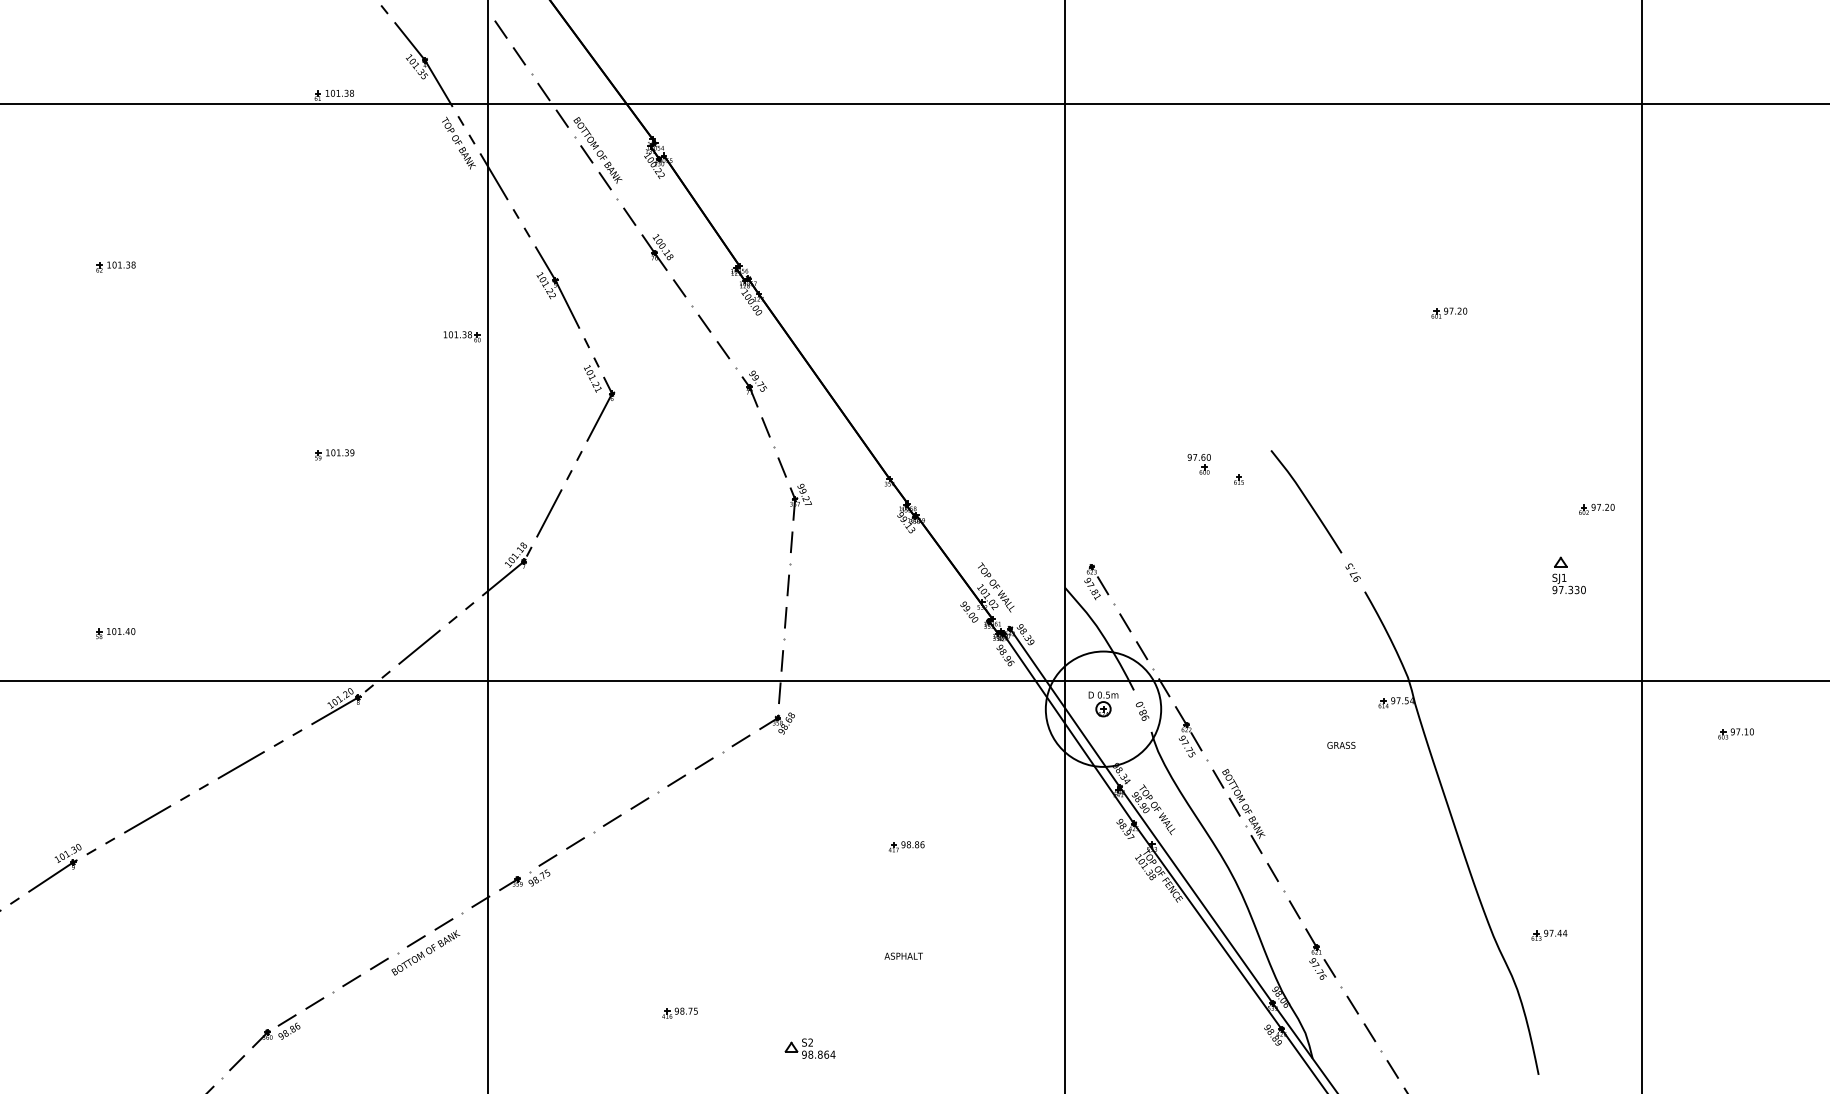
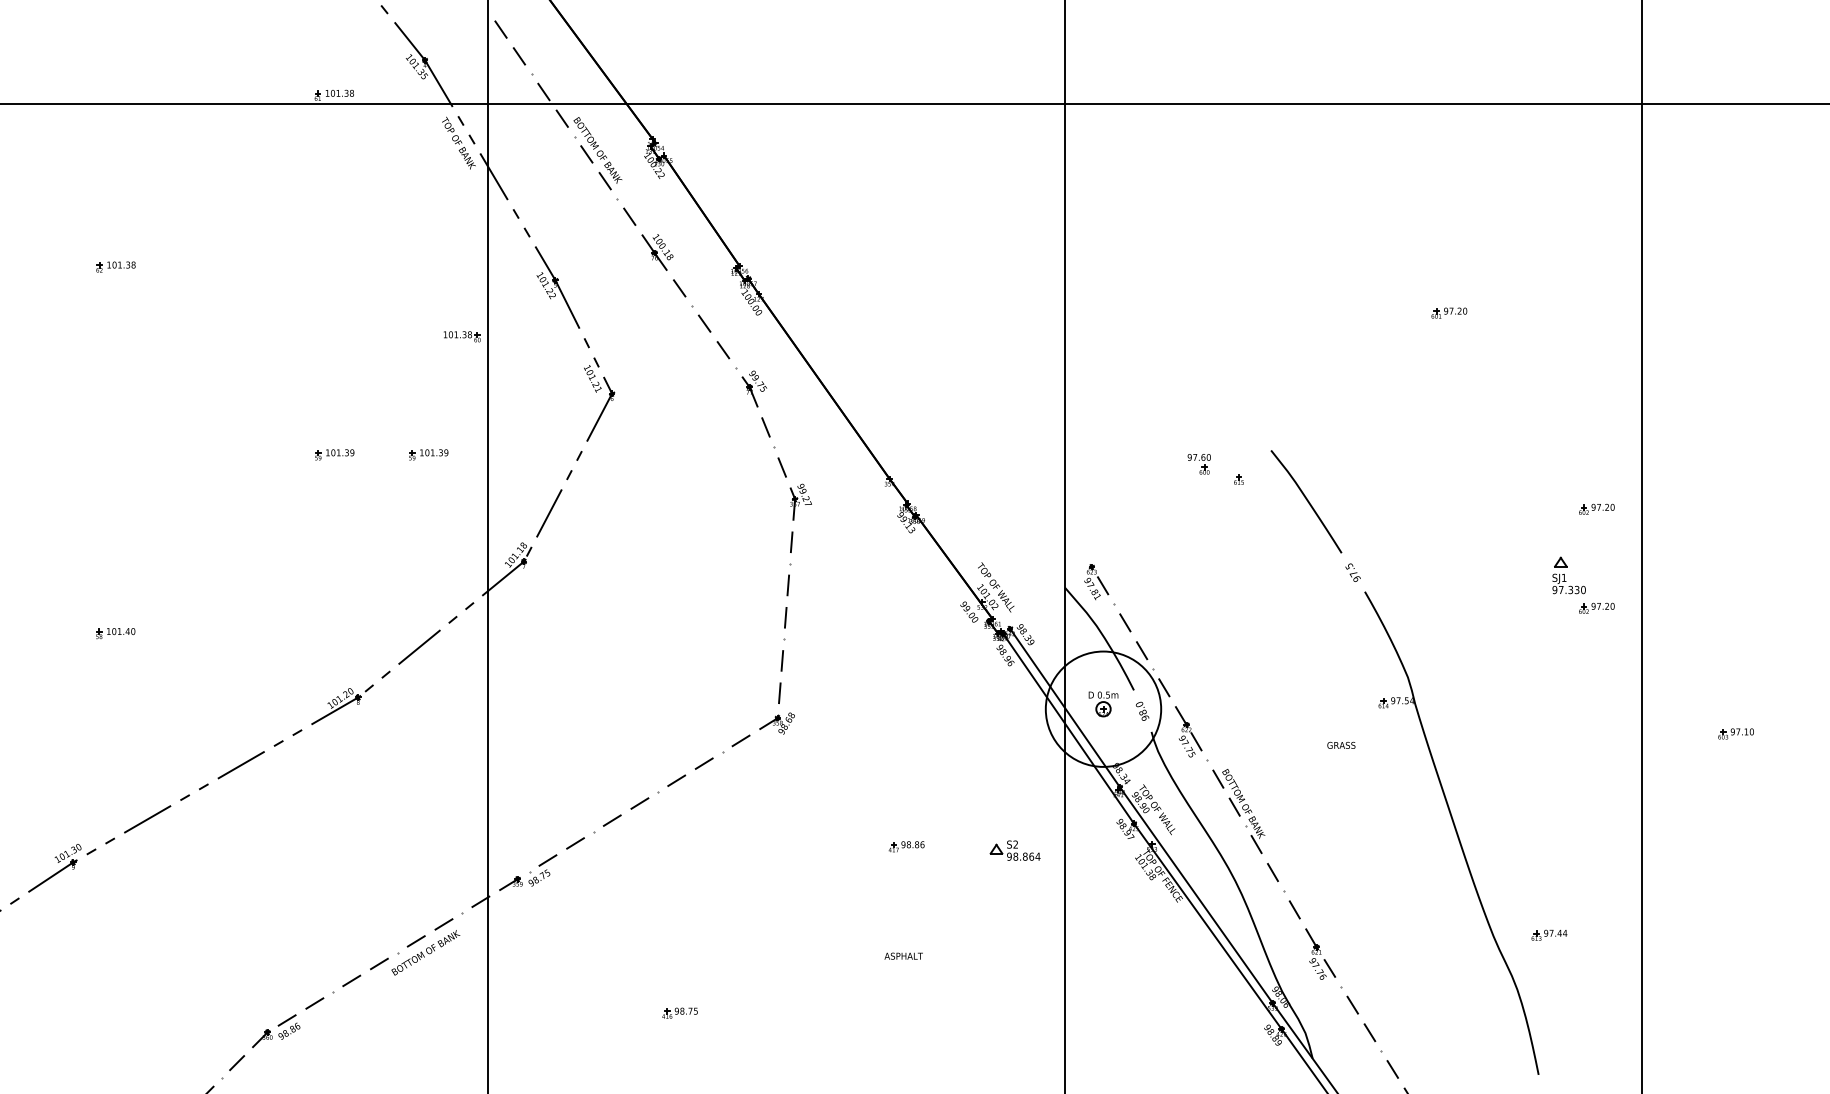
part: none -> present (428, 454)
part: none -> present (1596, 607)
line: present -> none (914, 680)
part position: (809, 1048) -> (1014, 850) (1014, 850)
